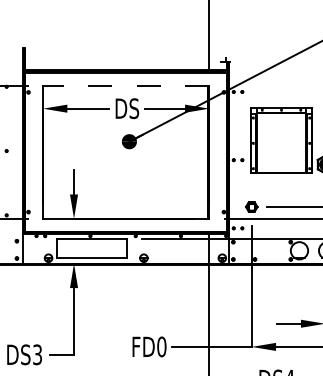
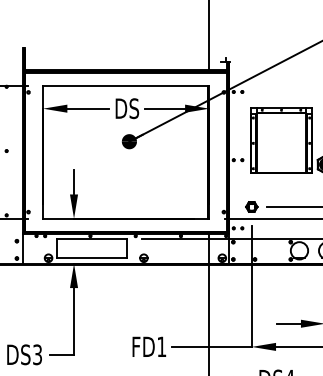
line: dashed -> solid (125, 85)
text: FD0 -> FD1 (161, 346)
